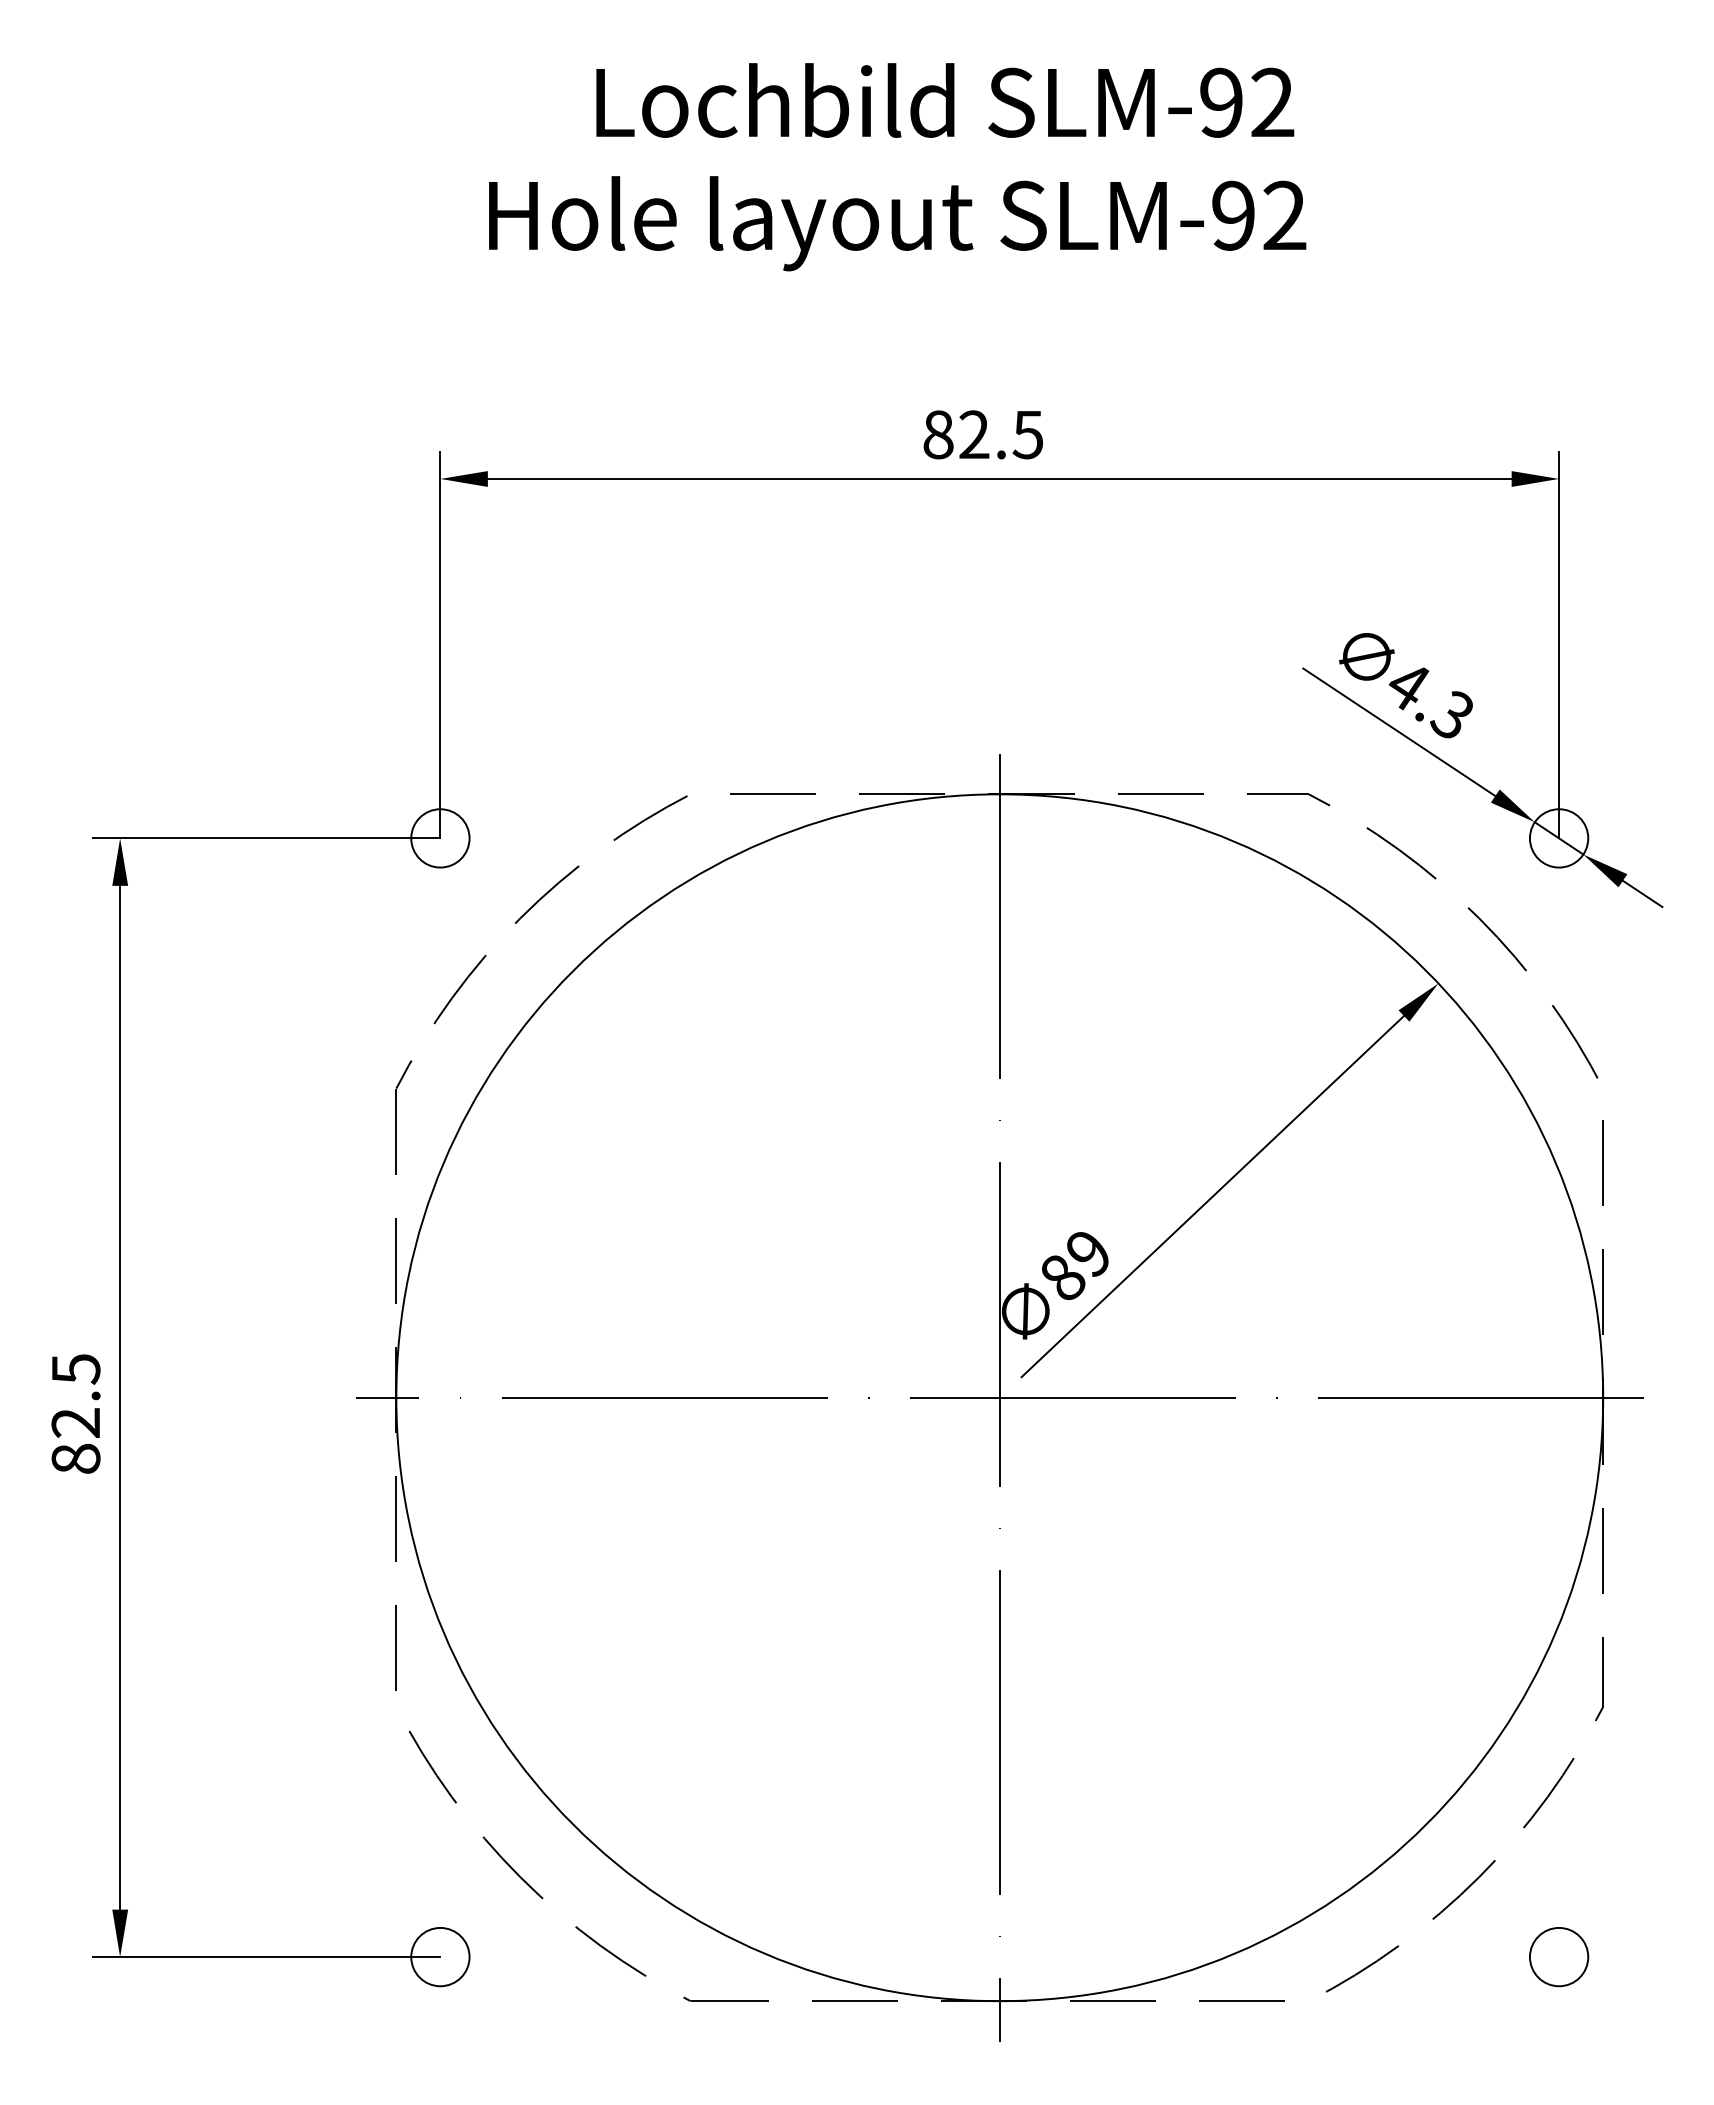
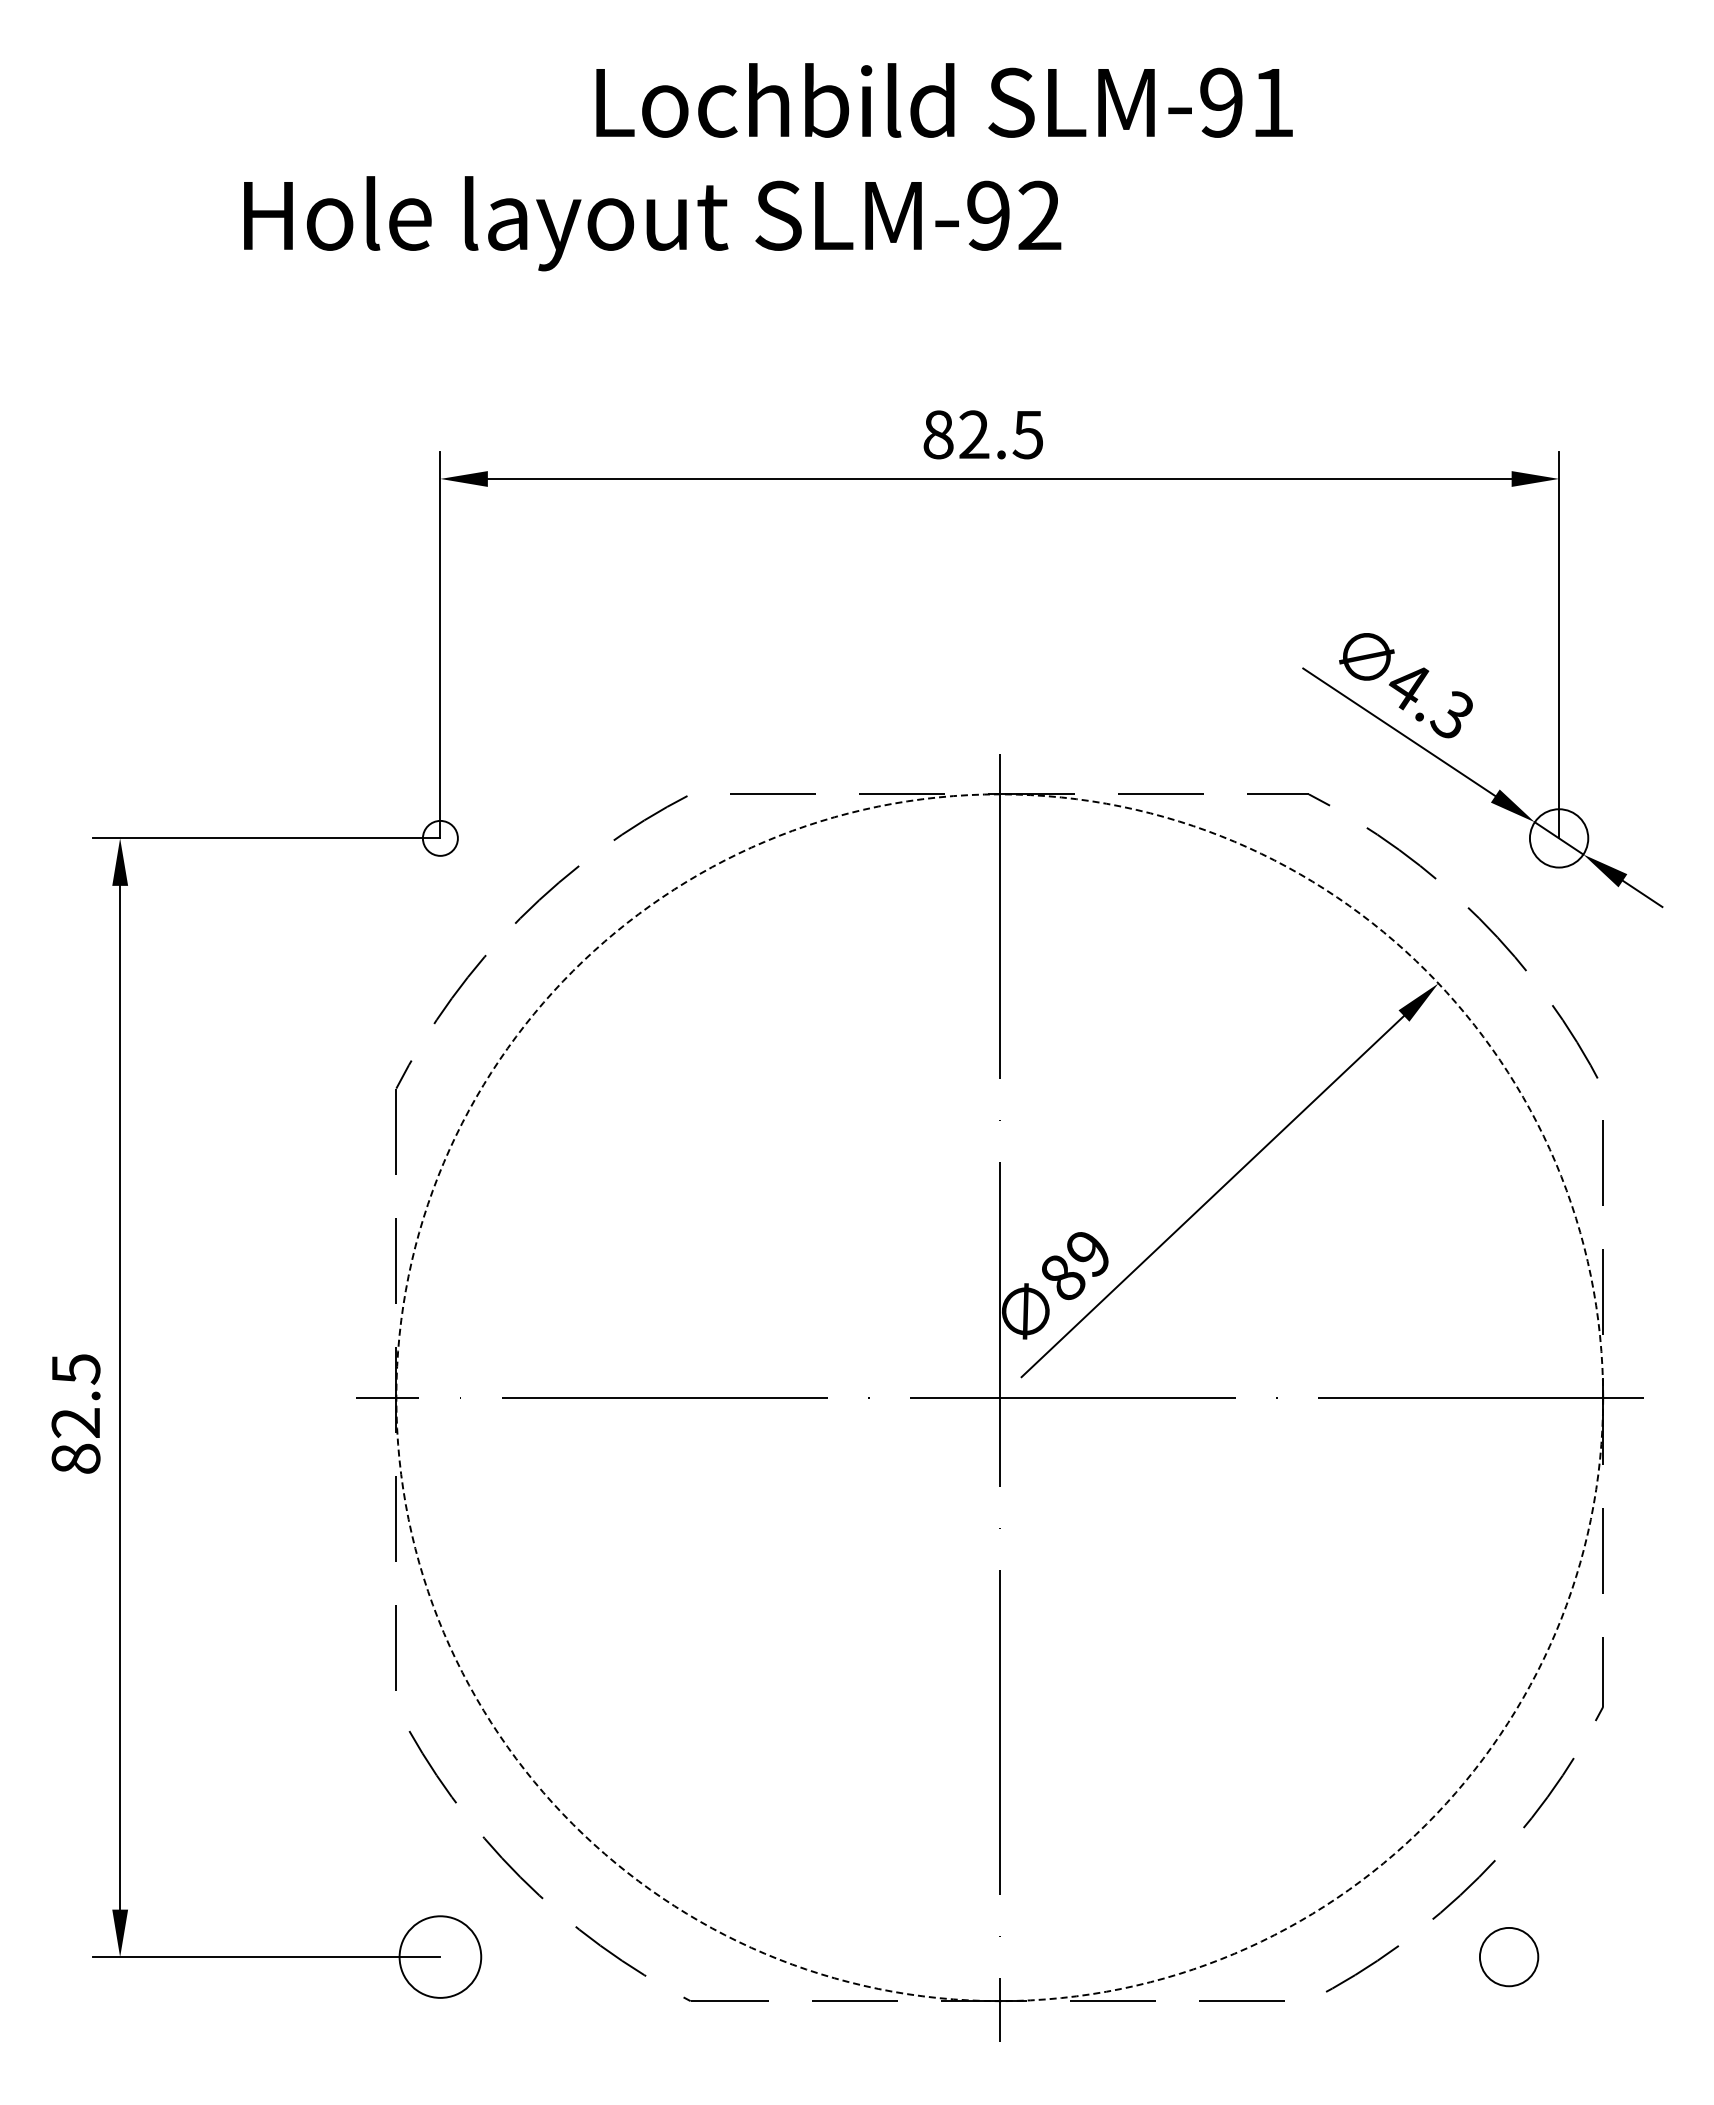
text: SLM-92 -> SLM-91 (1272, 101)
text position: (897, 223) -> (652, 223) (652, 223)
circle diameter: 58 px -> 35 px (439, 837)
circle: solid -> dashed (999, 1397)
circle diameter: 58 px -> 82 px (440, 1956)
circle position: (1559, 1957) -> (1509, 1957) (1509, 1957)
